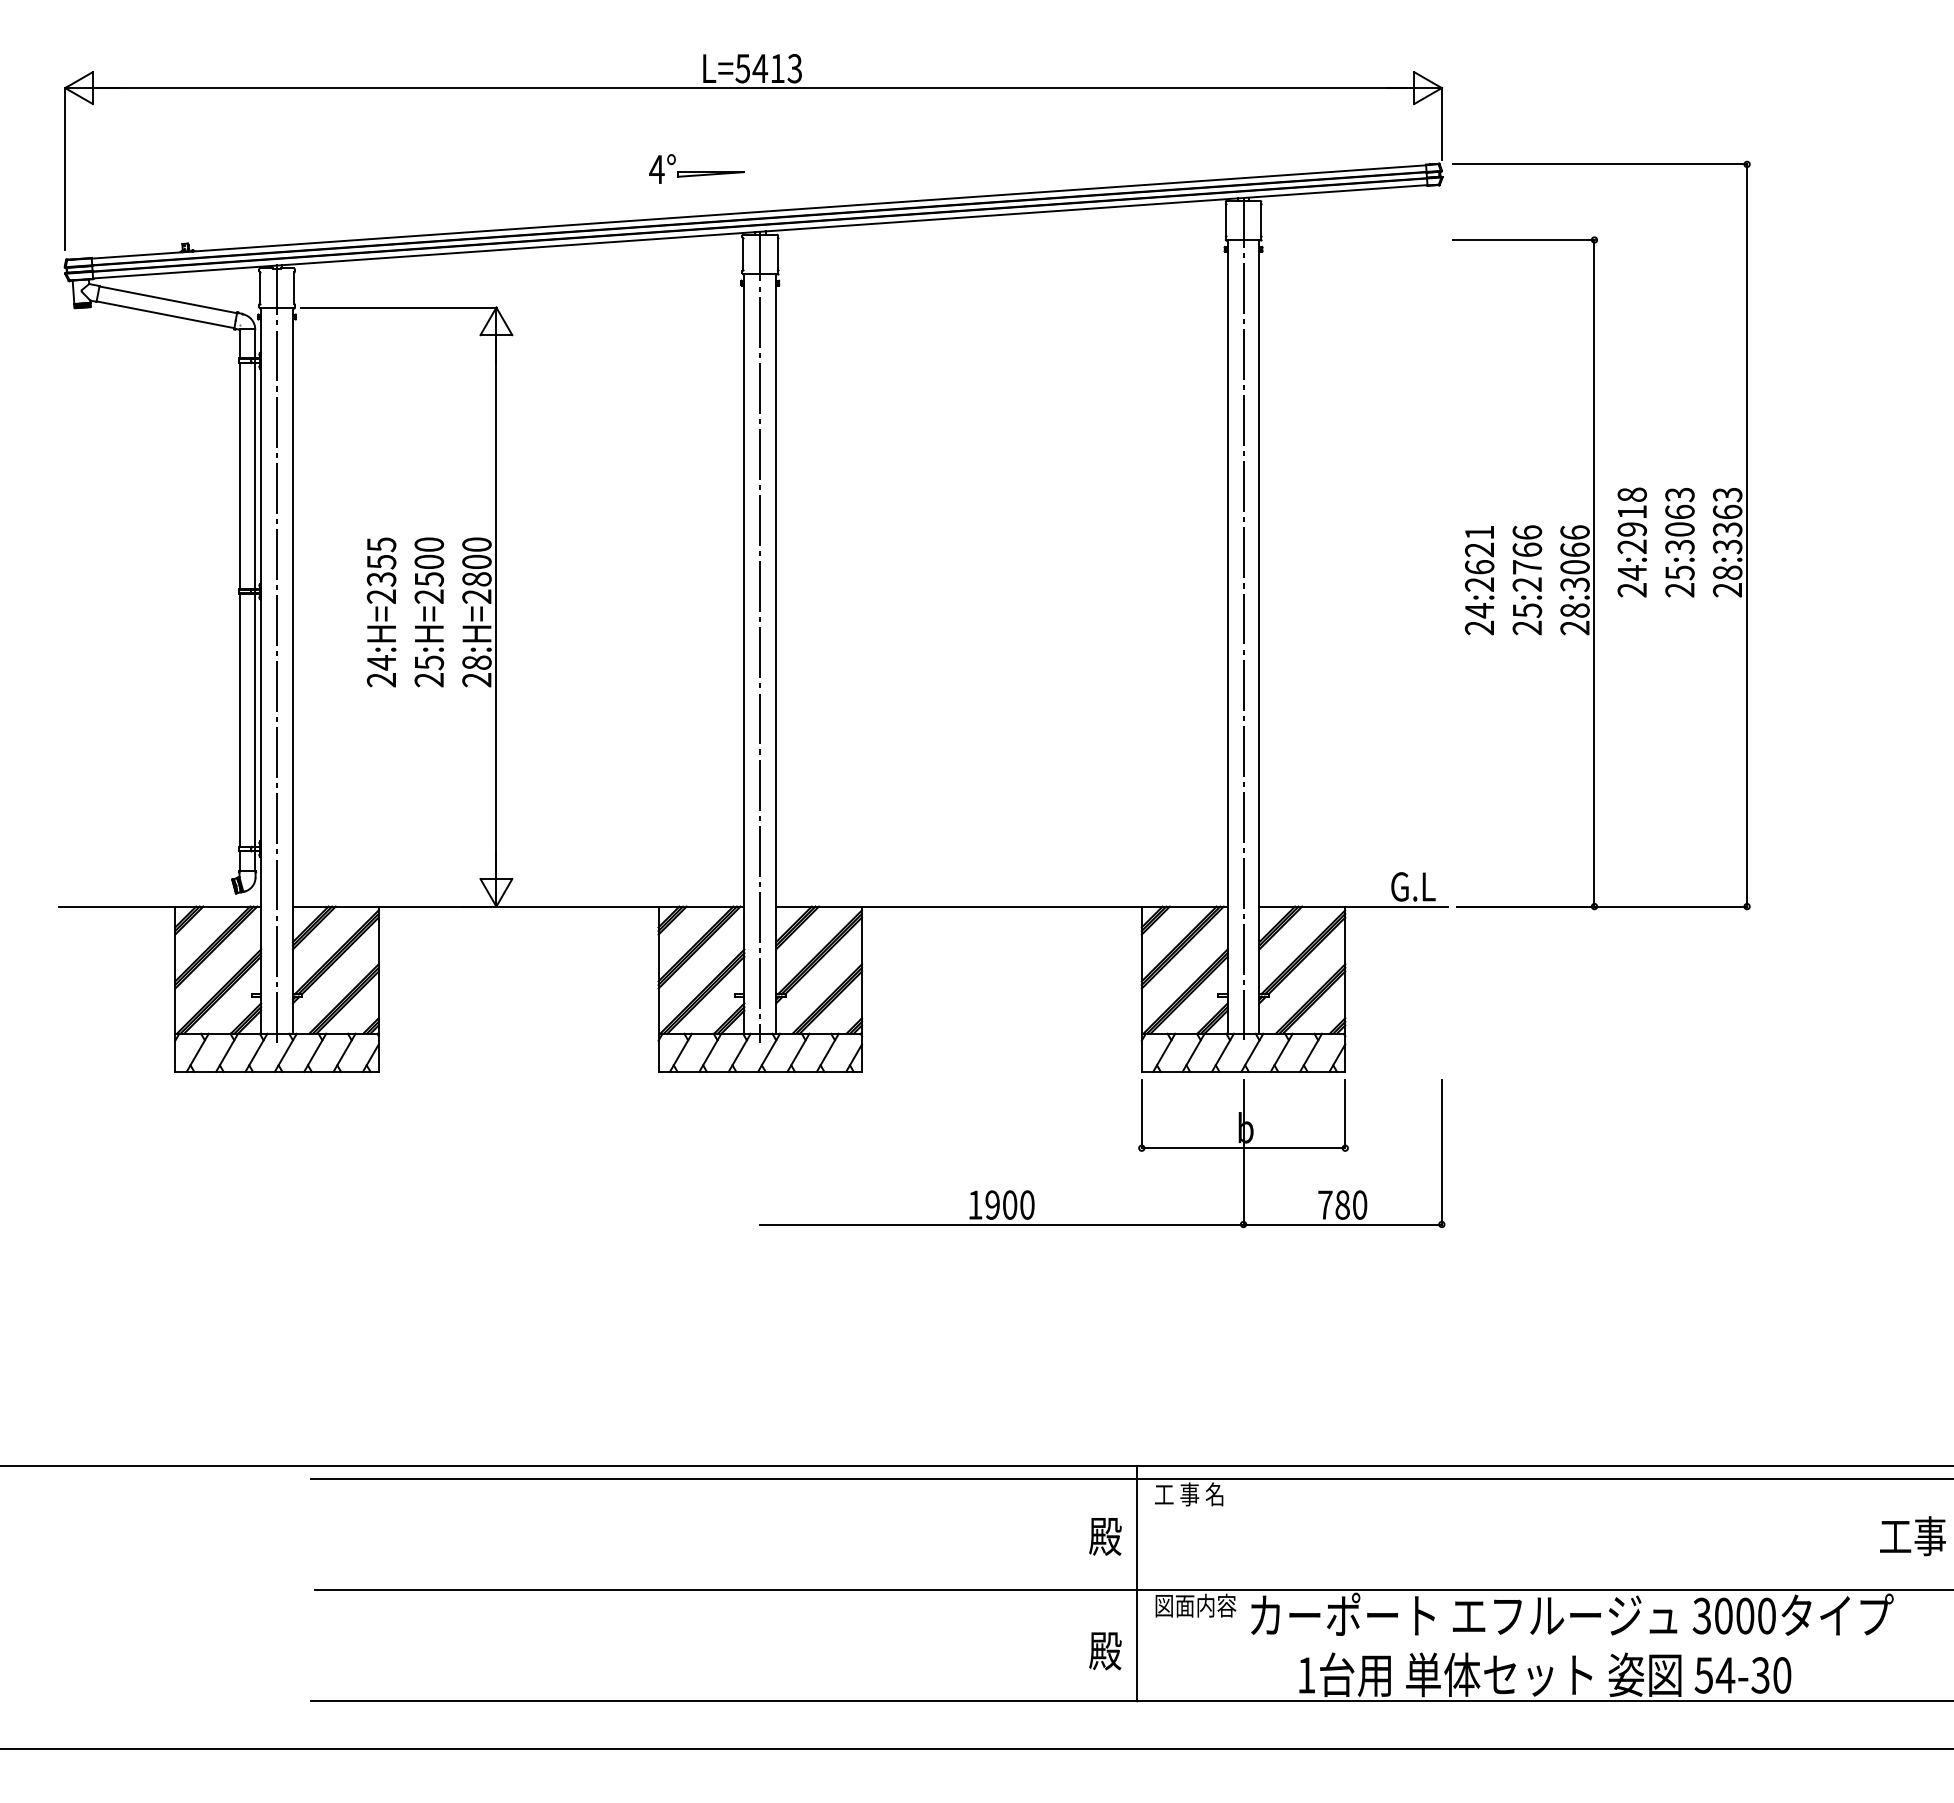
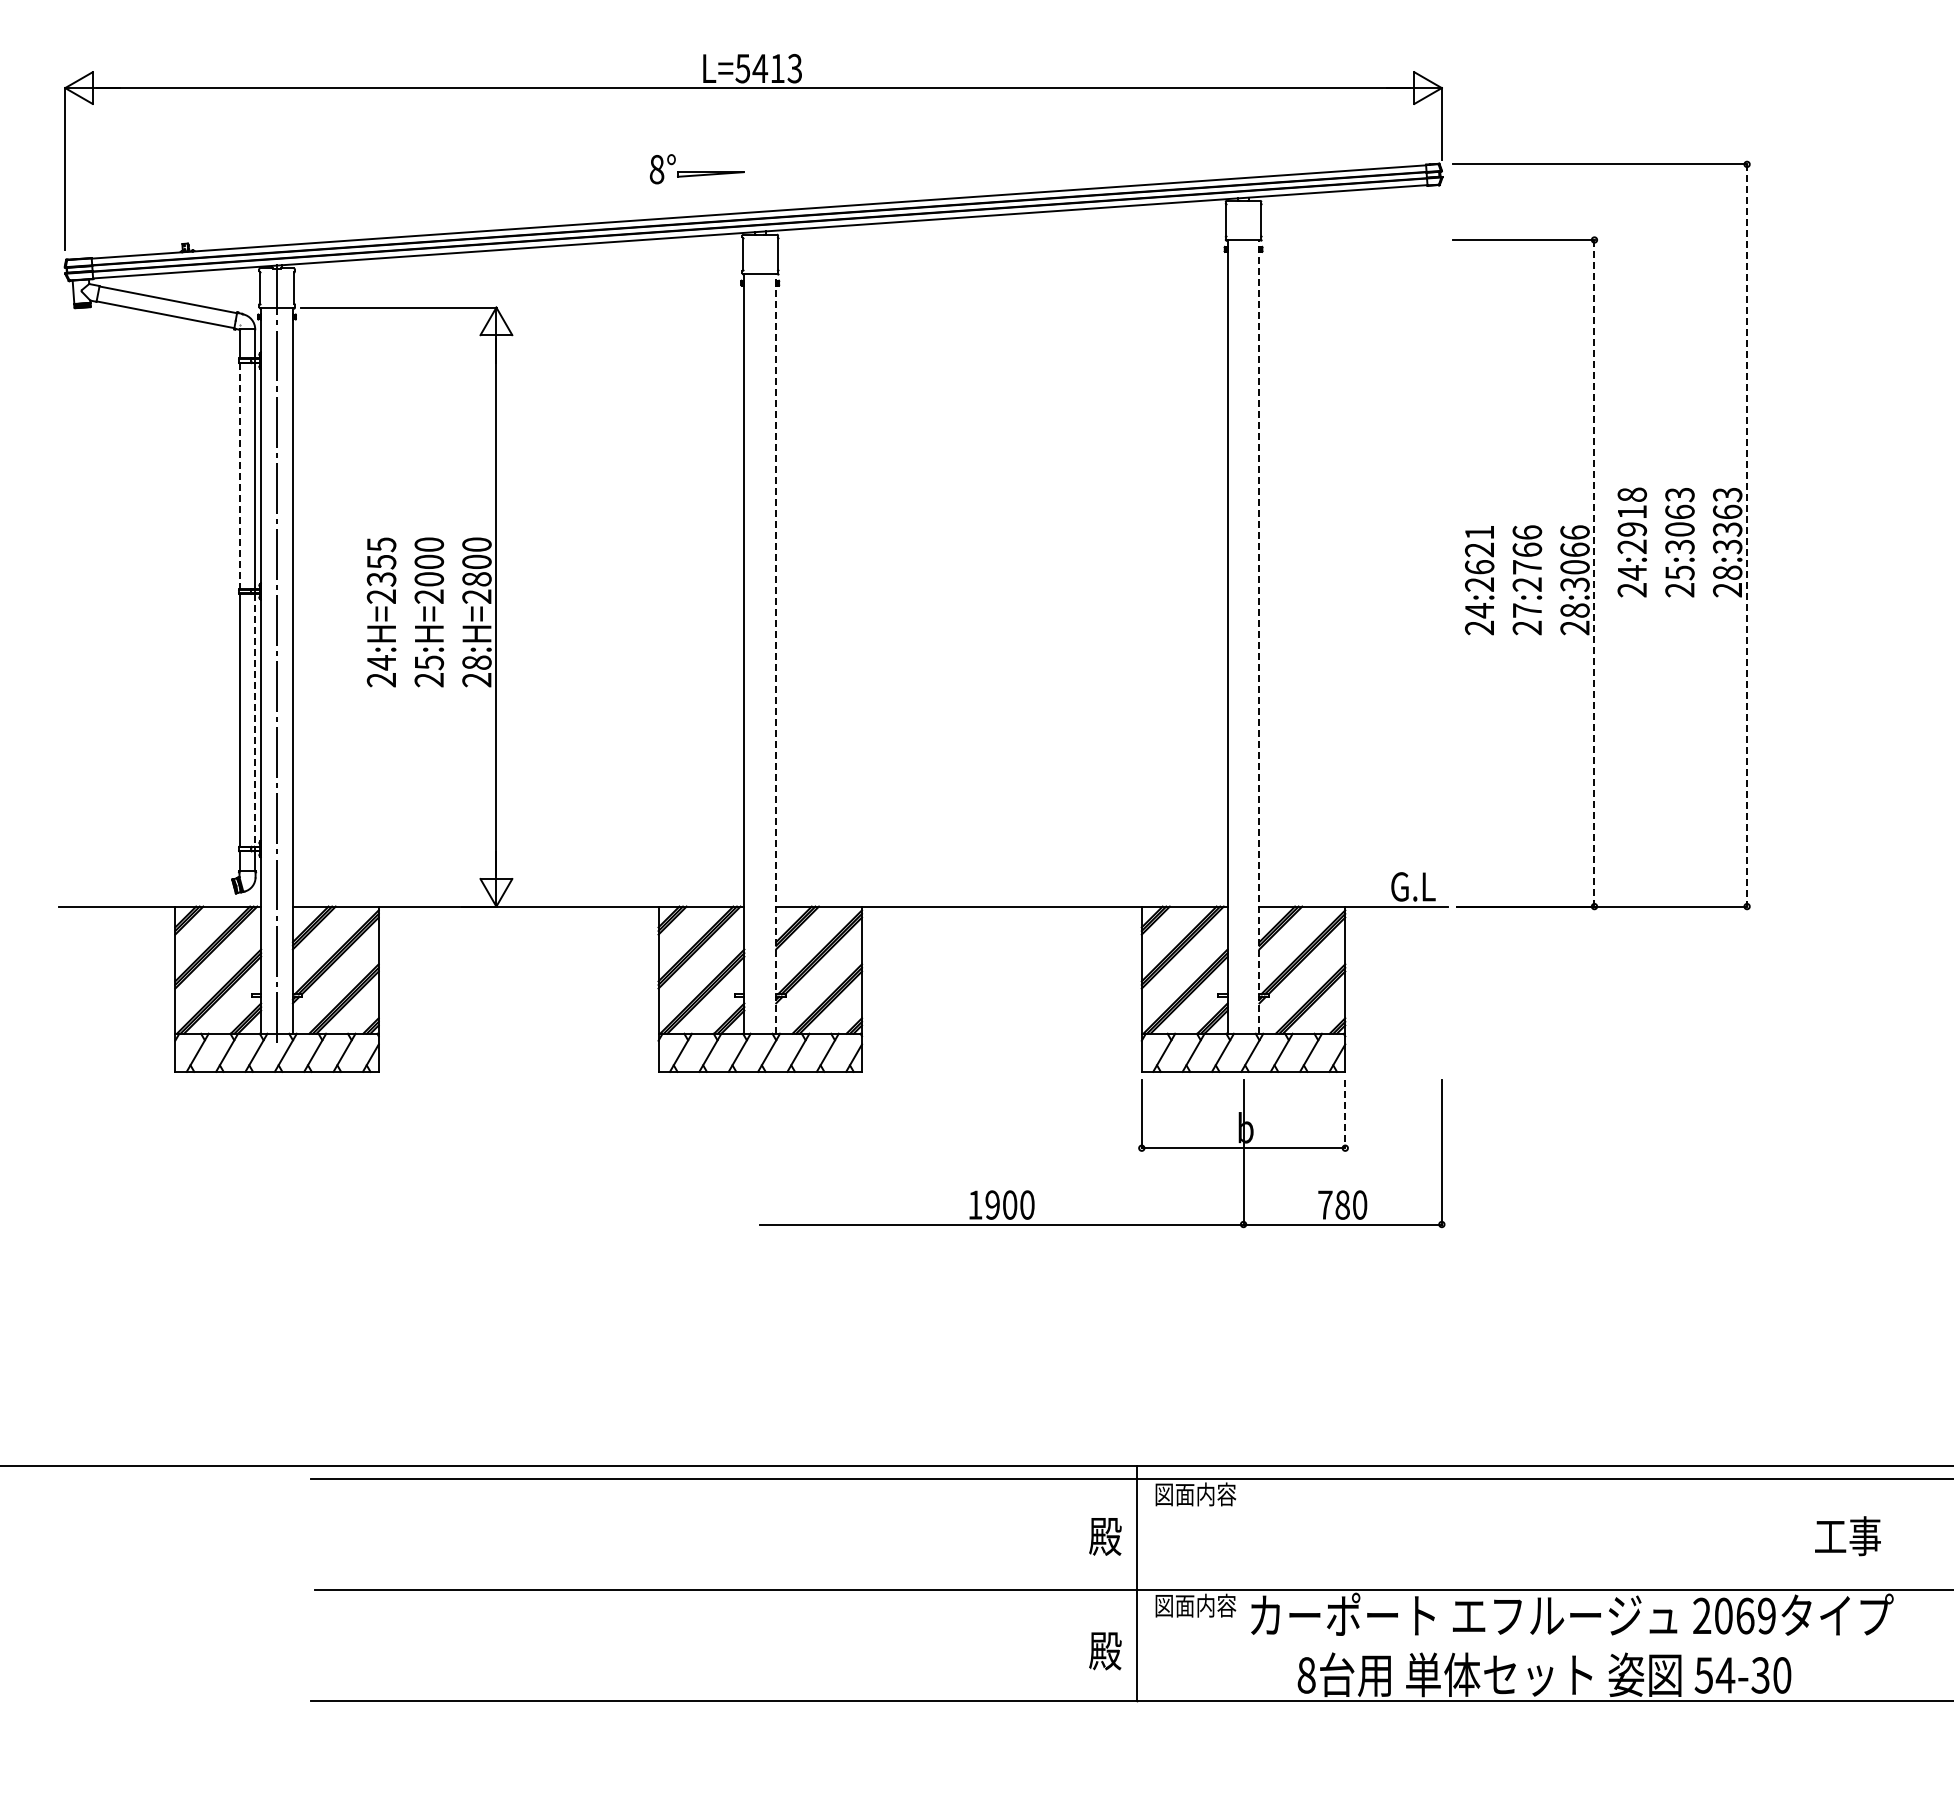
text: 4° -> 8° (656, 169)
line: solid -> dashed (239, 476)
line: solid -> dashed (1747, 535)
line: solid -> dashed (1594, 573)
text: 25:H=2500 -> 25:H=2000 (428, 579)
text: 25:2766 -> 27:2766 (1527, 610)
line: present -> none (1243, 617)
line: present -> none (760, 636)
line: solid -> dashed (1259, 637)
line: solid -> dashed (776, 653)
line: solid -> dashed (255, 720)
line: solid -> dashed (1345, 1114)
text: 工 事 名 -> 図面内容 (1195, 1494)
text position: (1912, 1536) -> (1847, 1536) (1847, 1536)
text: 3000 -> 2069 (1733, 1615)
text: 1 -> 8 (1306, 1675)
line: present -> none (976, 1749)
